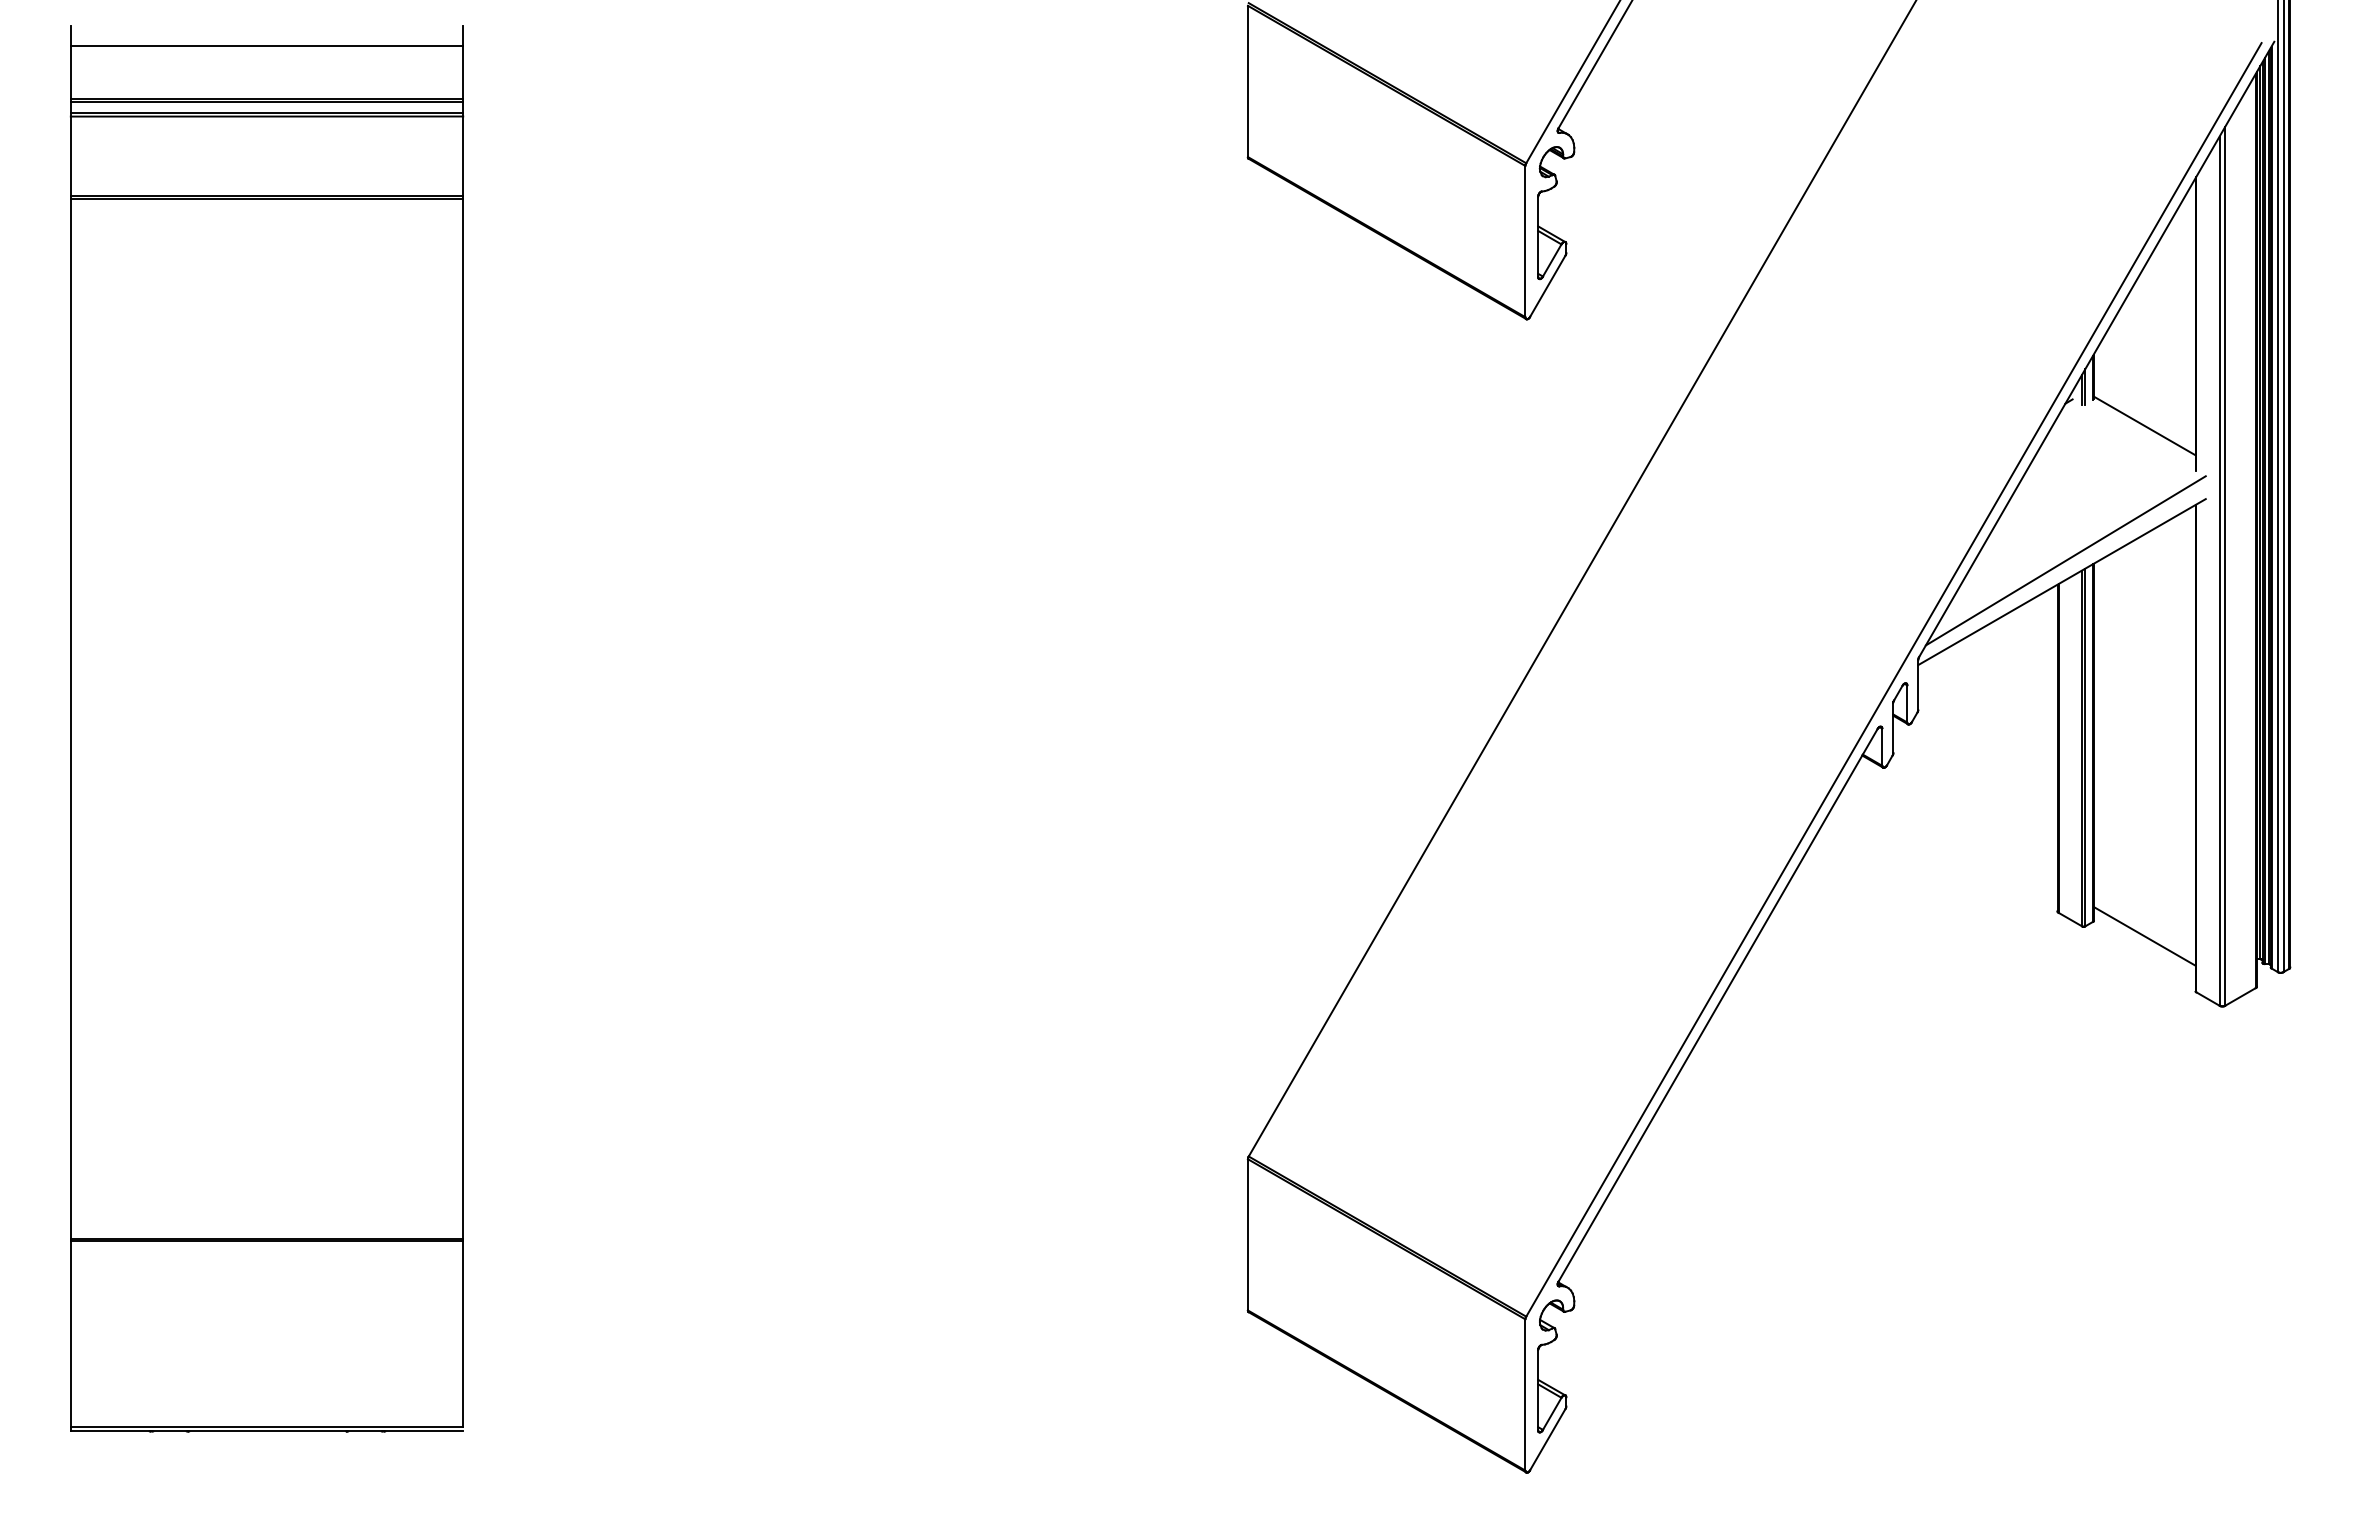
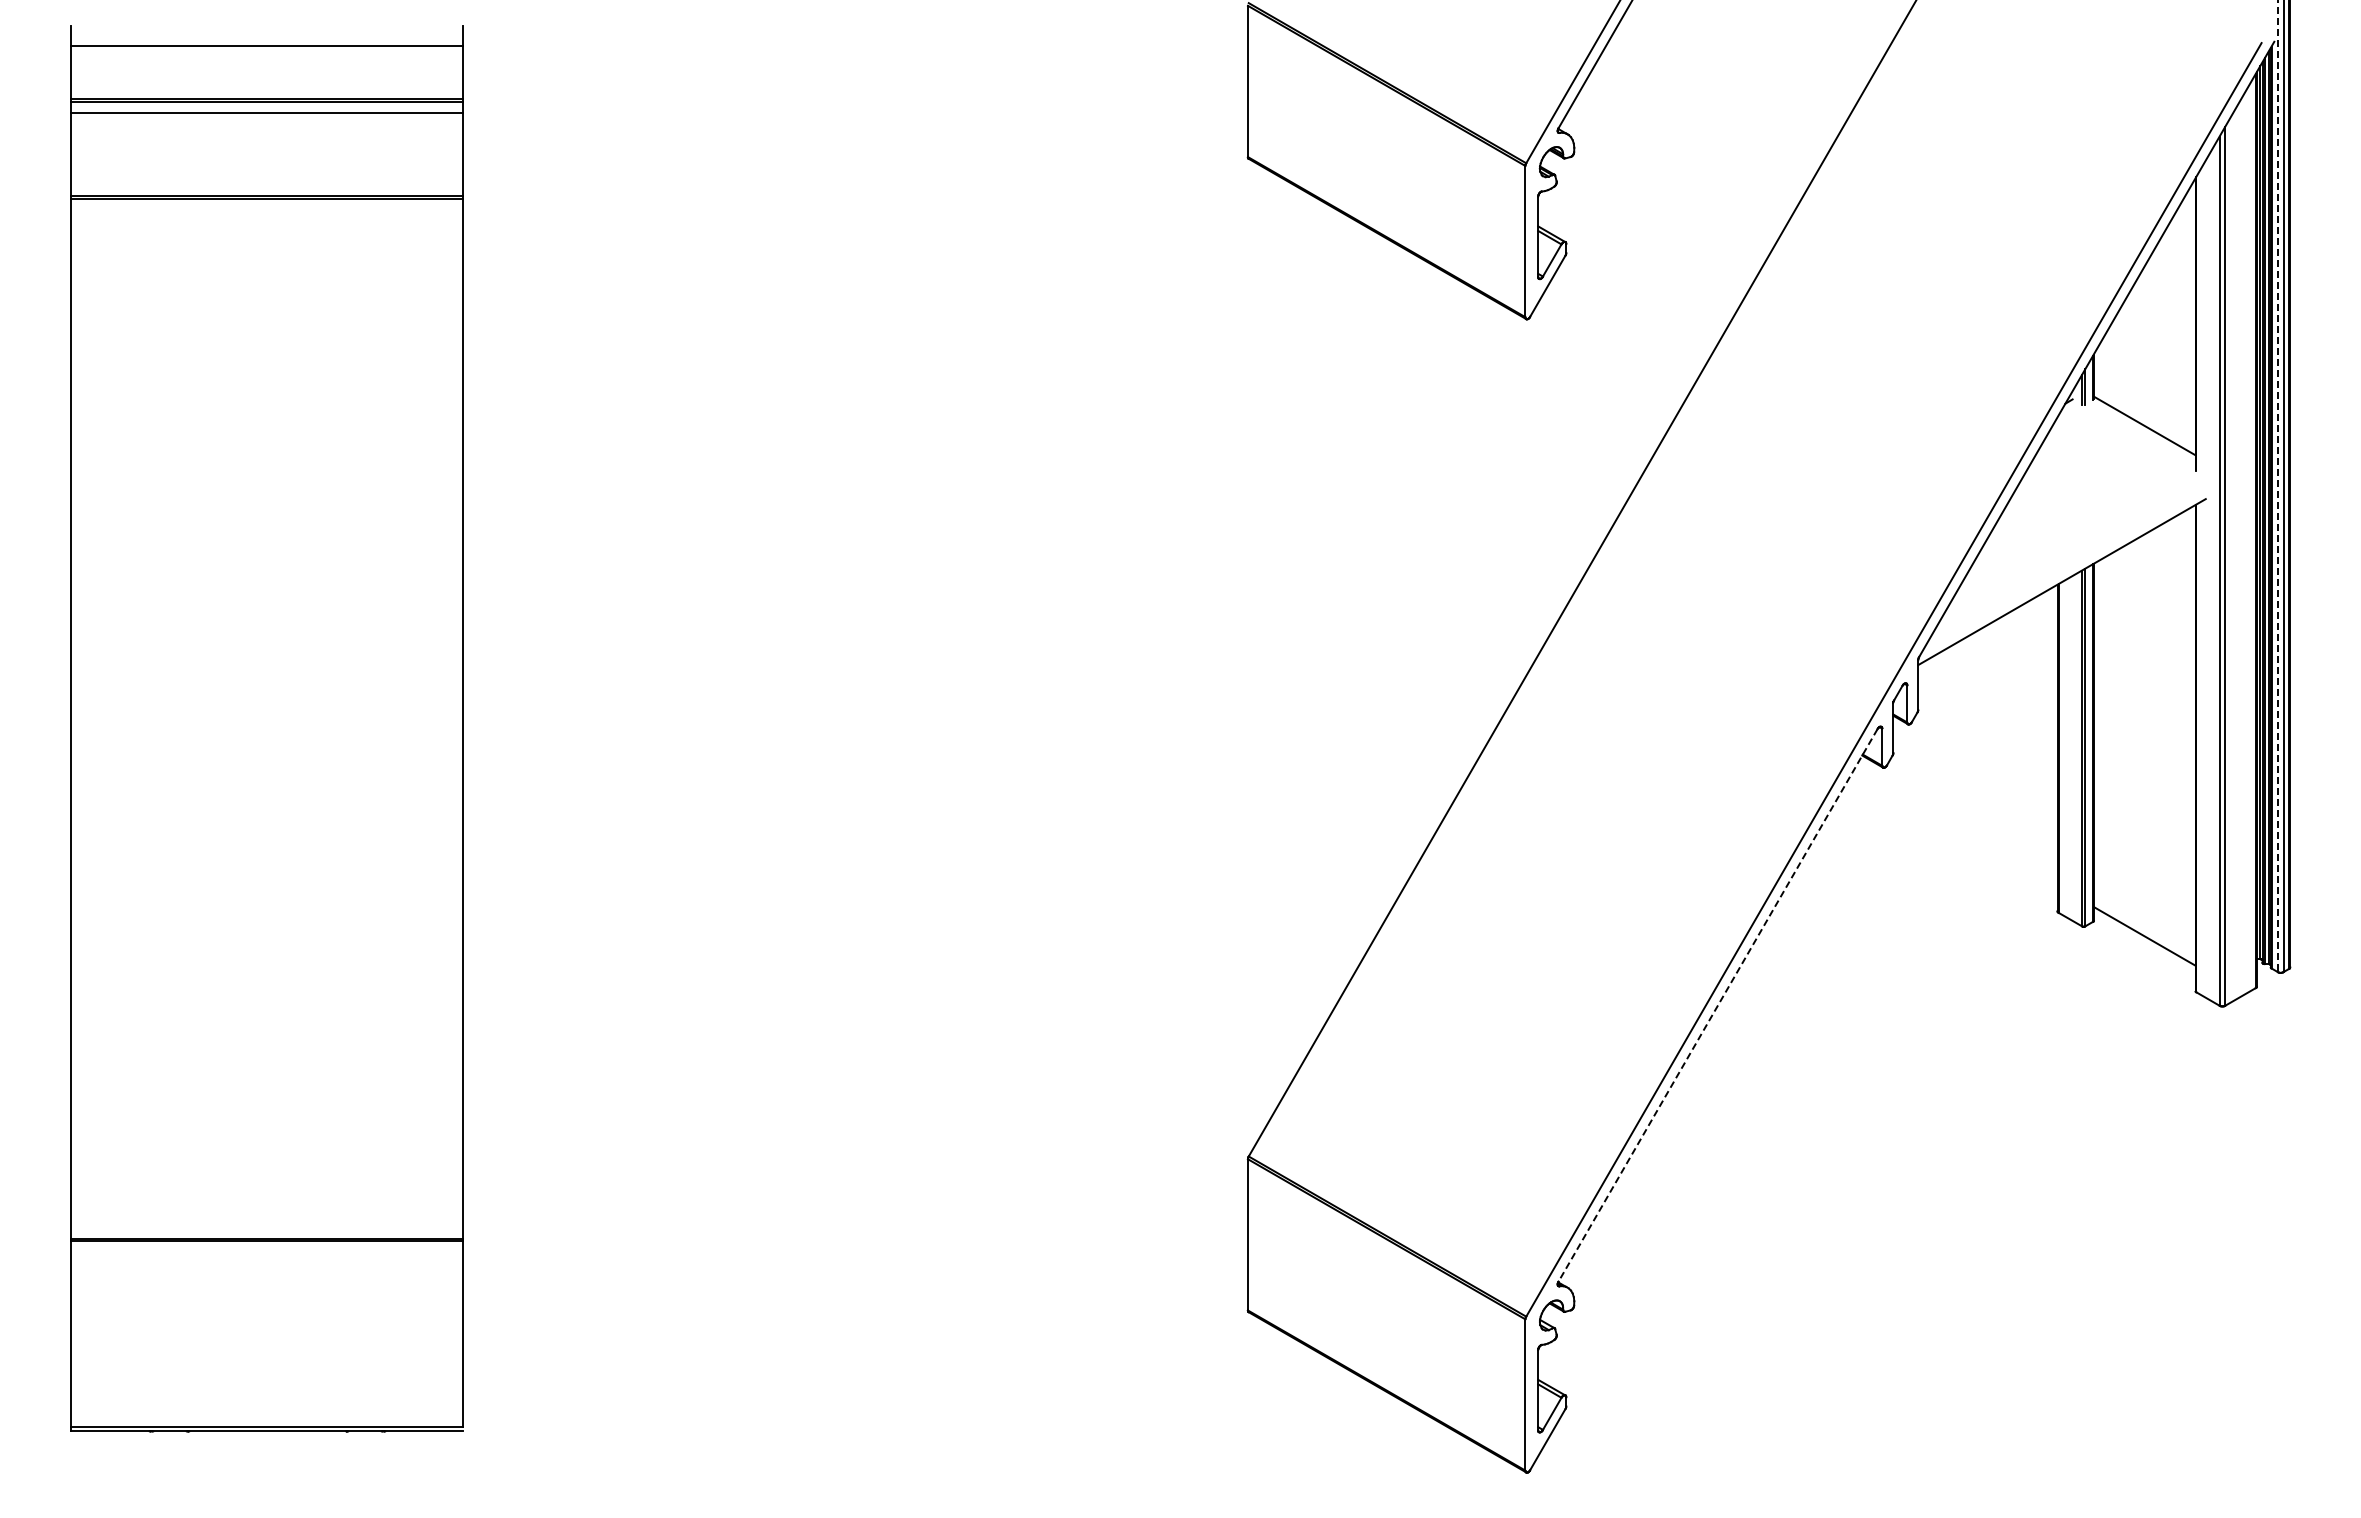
line: present -> none (266, 116)
line: solid -> dashed (2277, 486)
line: present -> none (2065, 560)
line: solid -> dashed (1718, 1005)
